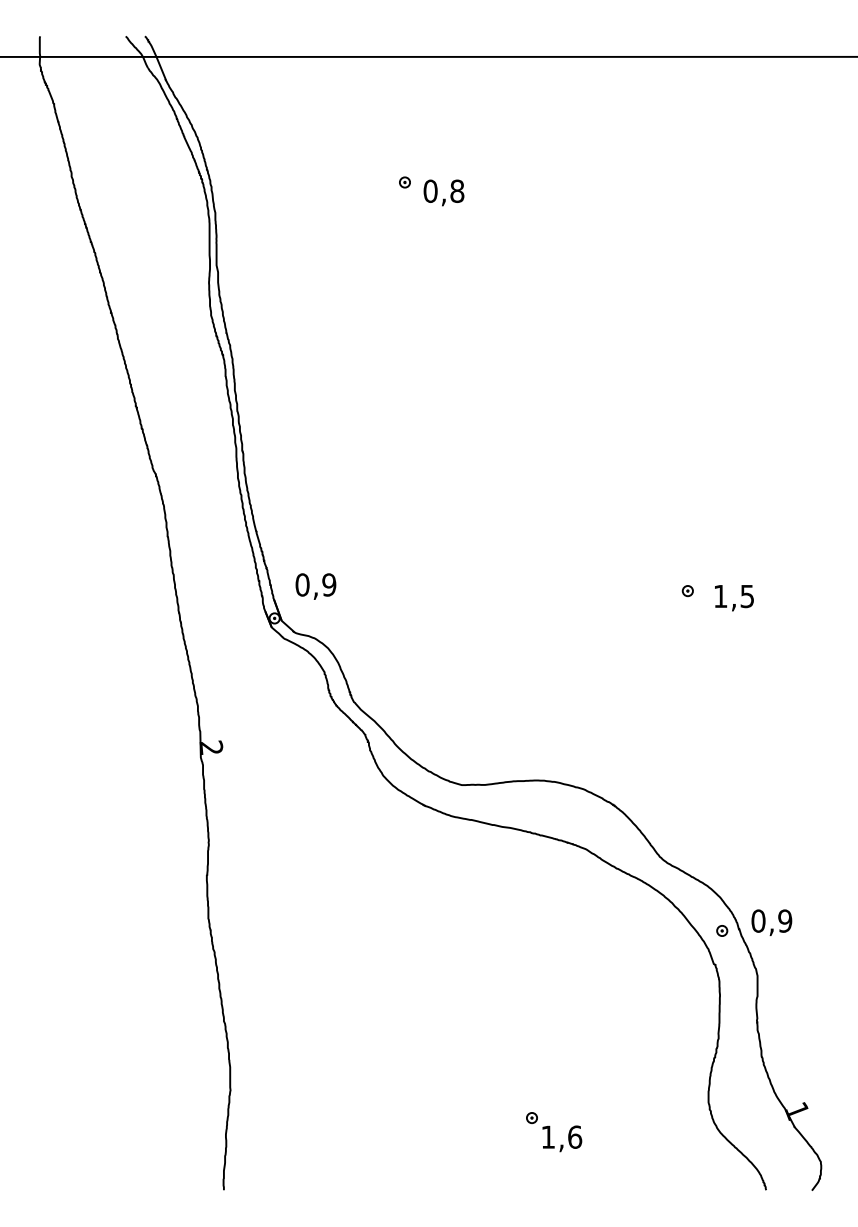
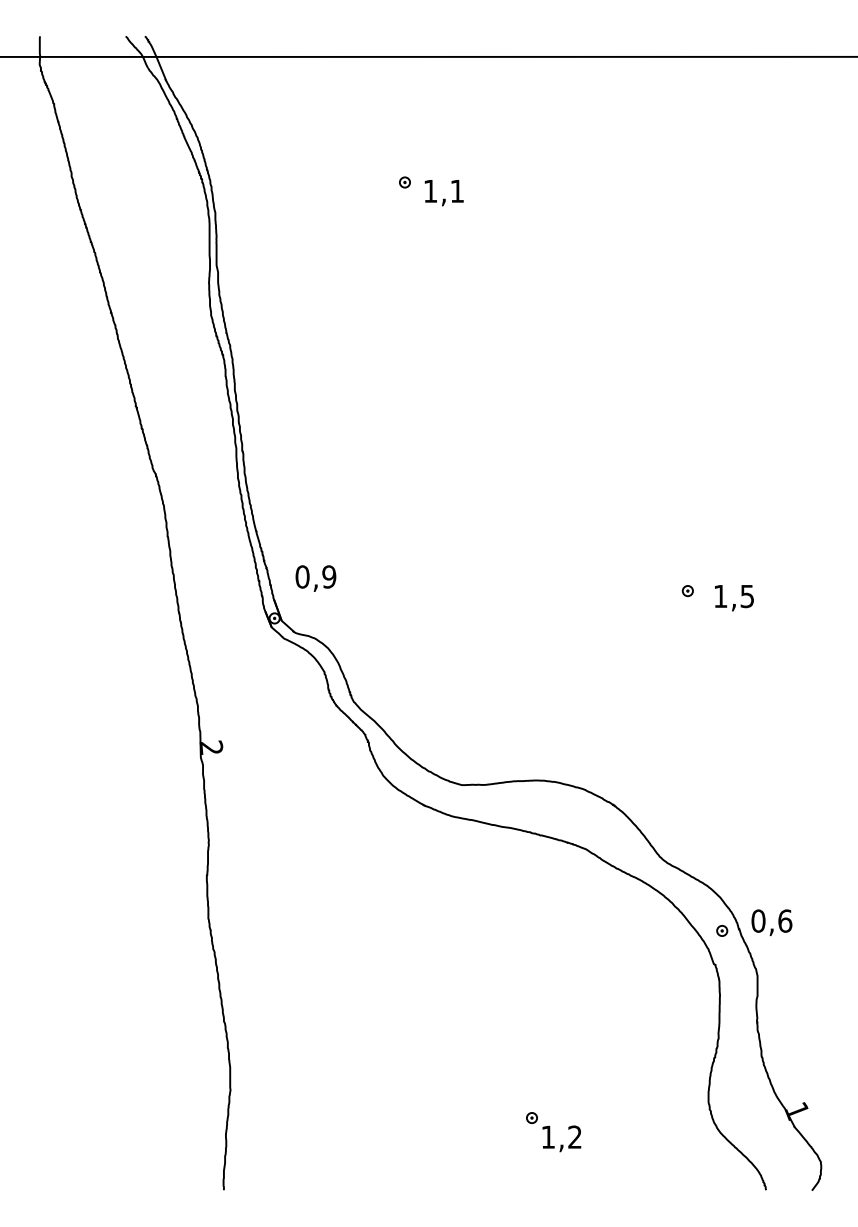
text: 0,8 -> 1,1 (443, 190)
text position: (315, 586) -> (315, 578) (315, 578)
text: 0,9 -> 0,6 (785, 920)
text: 1,6 -> 1,2 (575, 1136)
